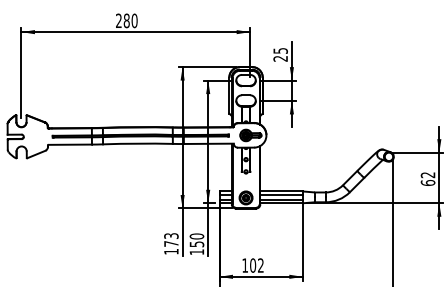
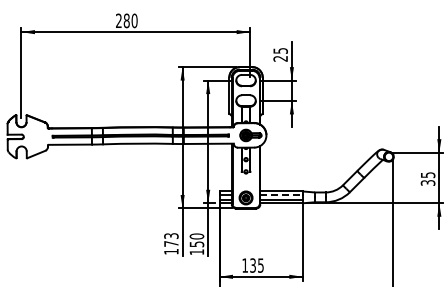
text: 62 -> 35 (427, 178)
line: solid -> dashed (282, 195)
text: 102 -> 135 (256, 265)
